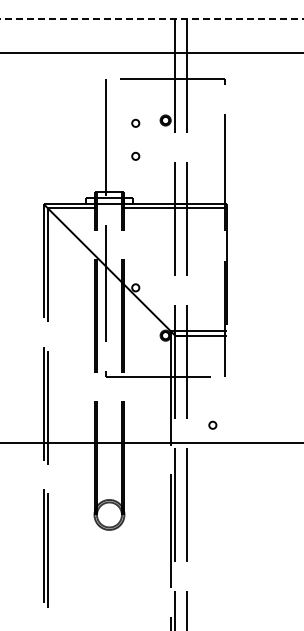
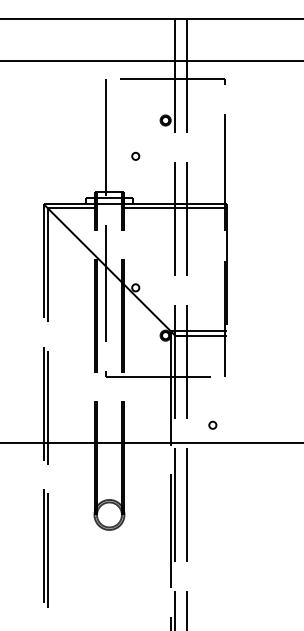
line: dashed -> solid (152, 18)
line position: (151, 52) -> (151, 60) (151, 60)
circle: present -> none (135, 122)
